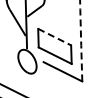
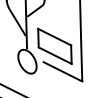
line: dashed -> solid (55, 37)
line: dashed -> solid (81, 40)
